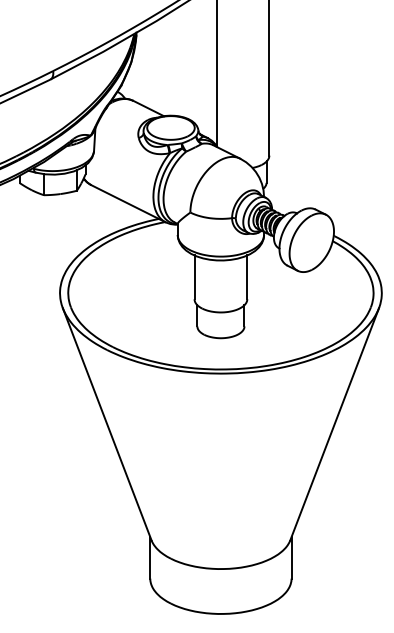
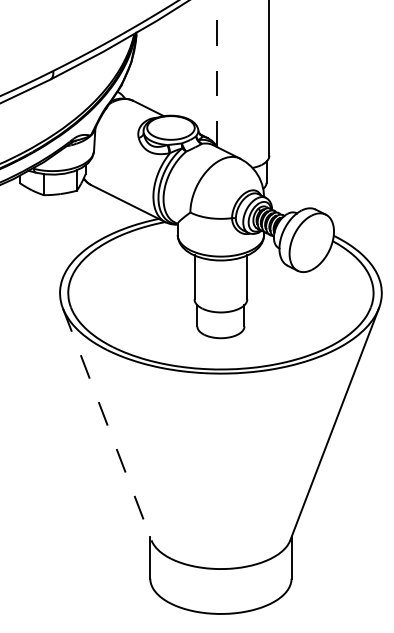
line: solid -> dashed (216, 73)
line: solid -> dashed (107, 424)
